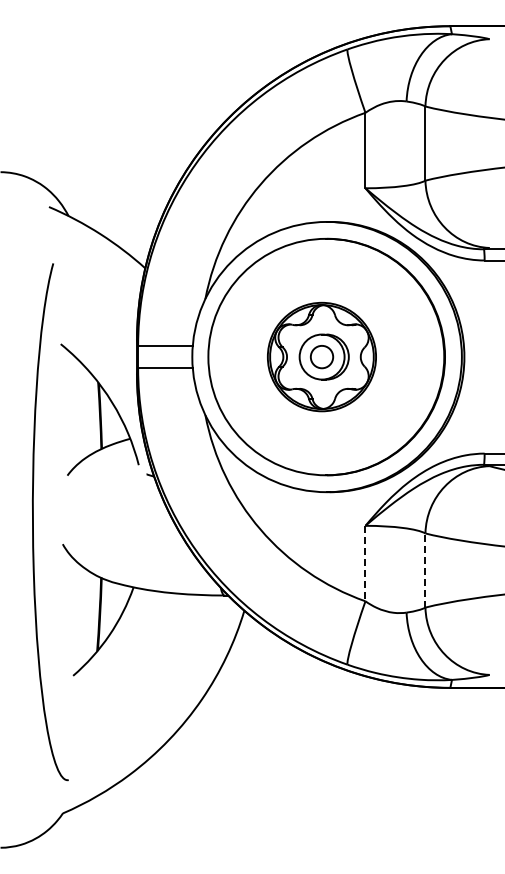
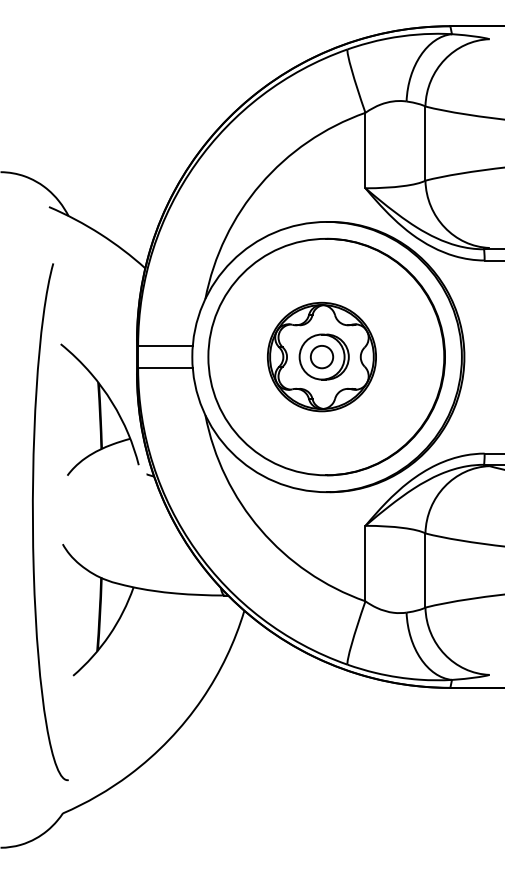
line: dashed -> solid (365, 563)
line: dashed -> solid (425, 570)
